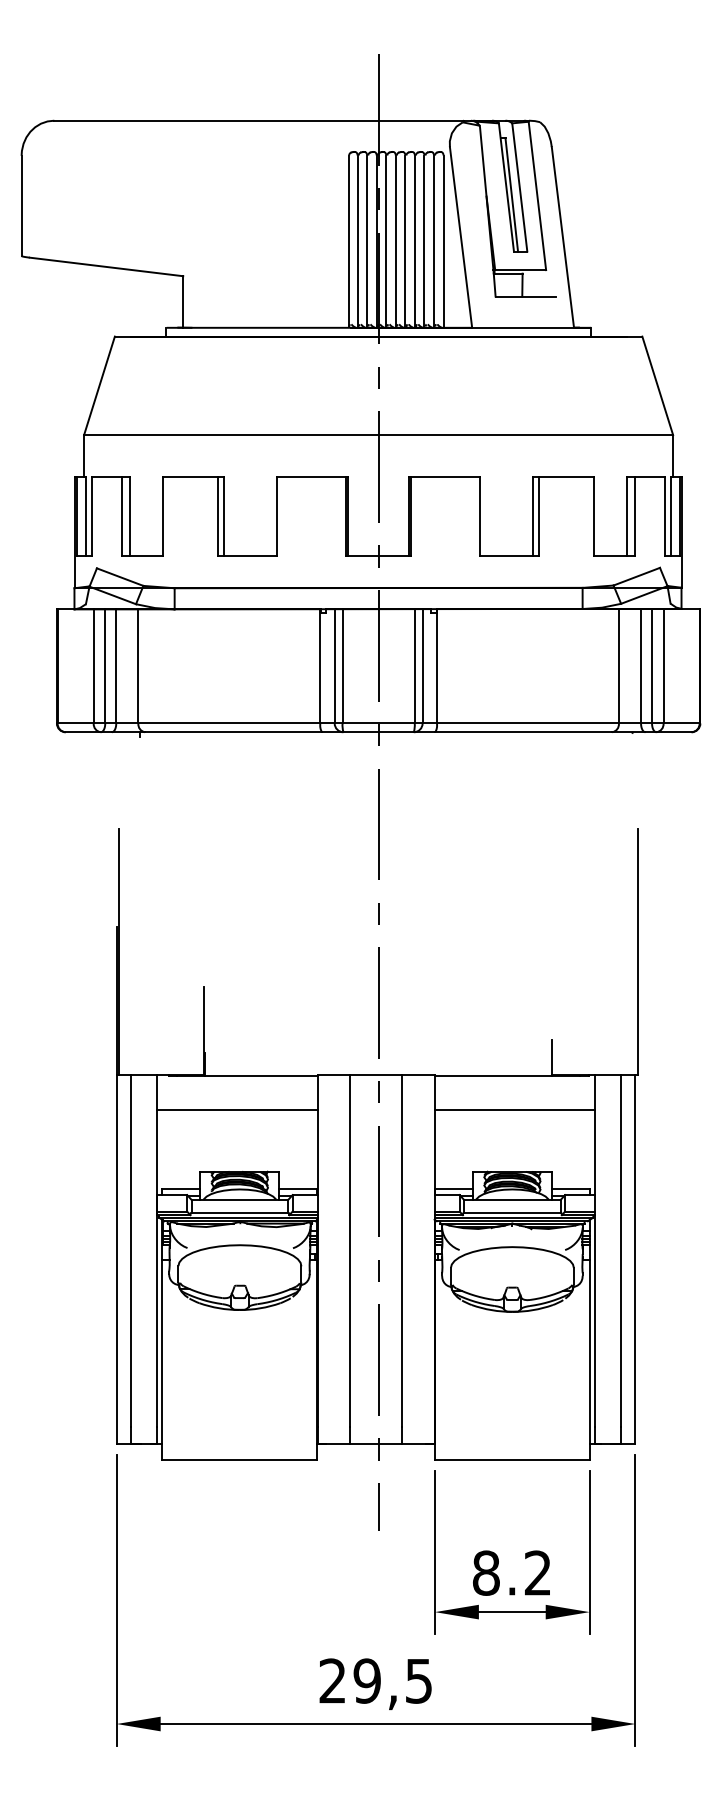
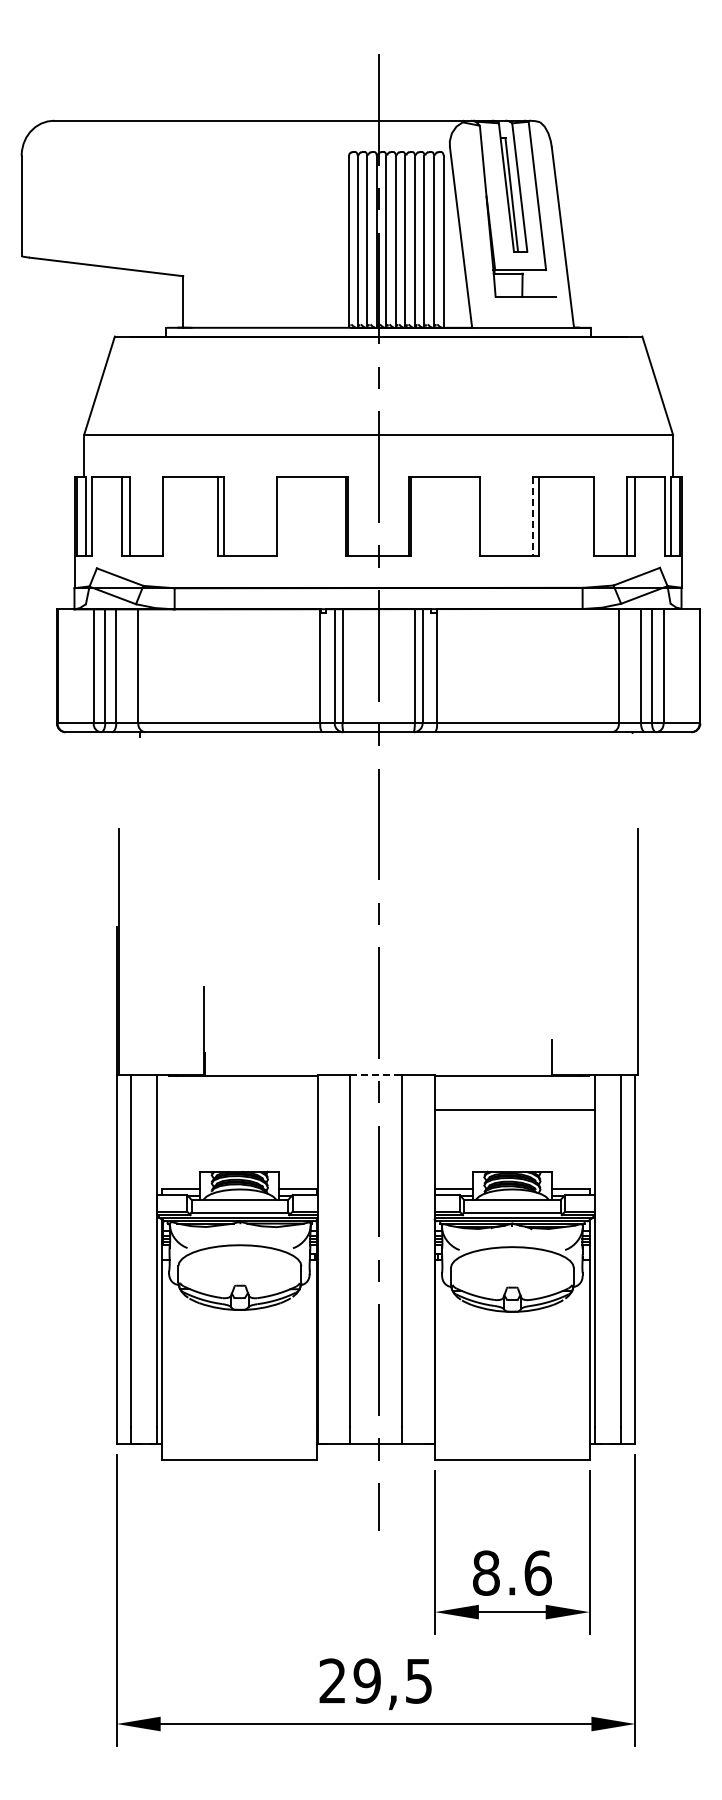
line: solid -> dashed (533, 516)
line: solid -> dashed (376, 1075)
line: present -> none (237, 1110)
text: 8.2 -> 8.6 (537, 1572)
